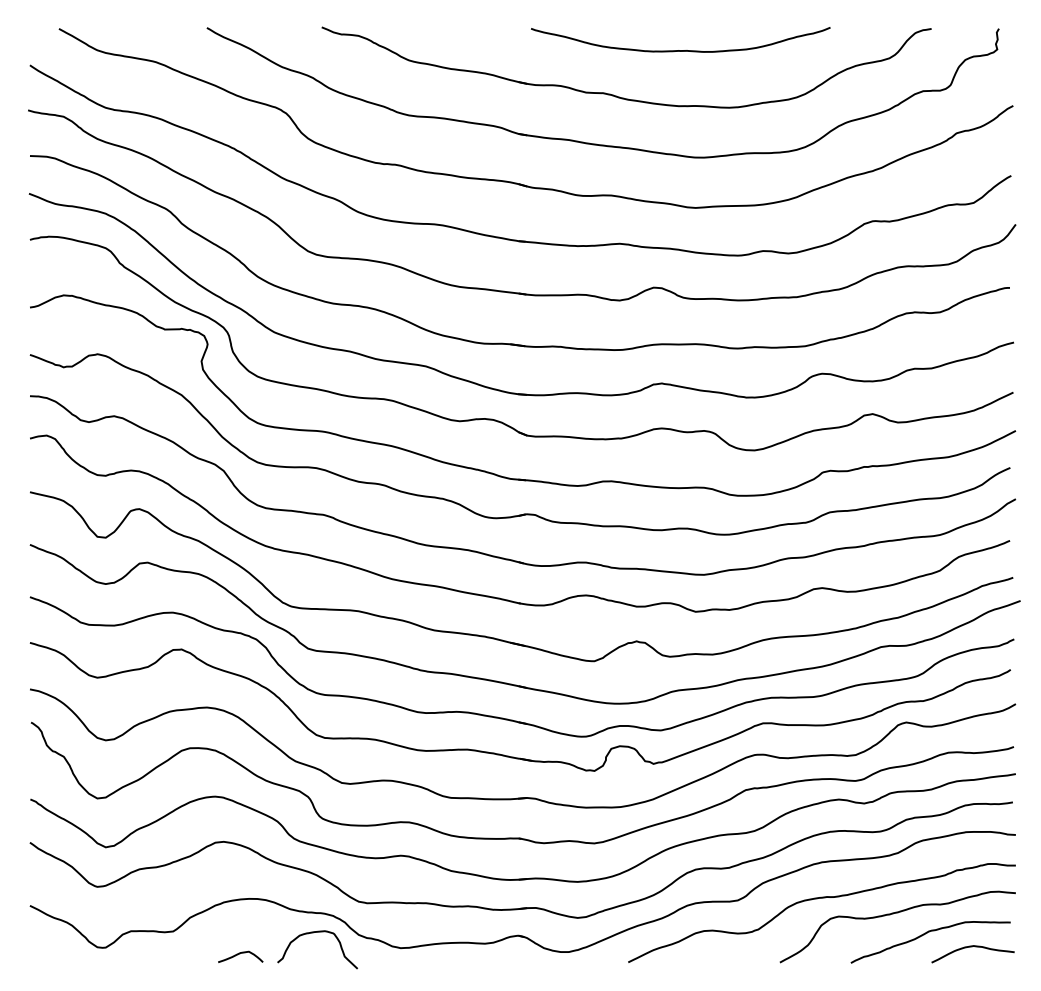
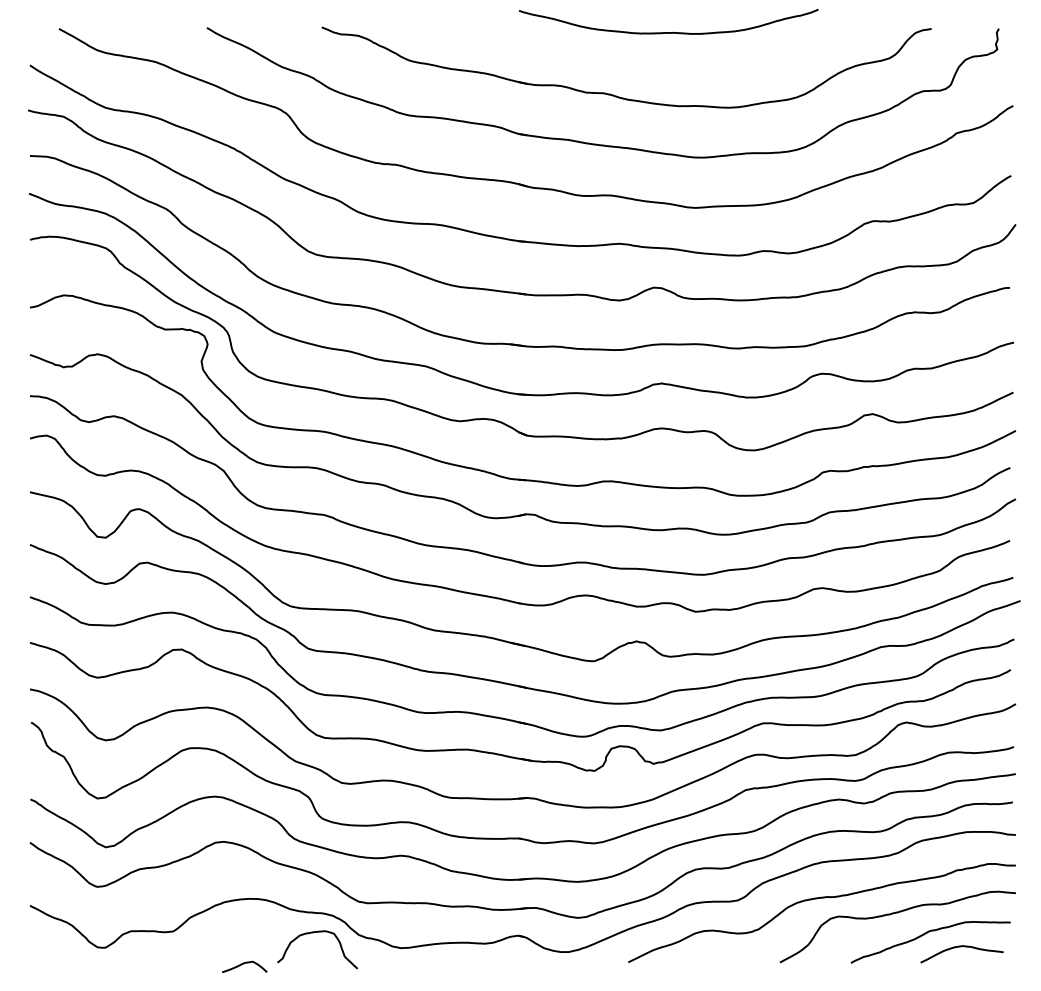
curve position: (680, 50) -> (668, 32) (668, 32)
curve position: (972, 947) -> (961, 947) (961, 947)
curve position: (240, 954) -> (244, 964) (244, 964)
